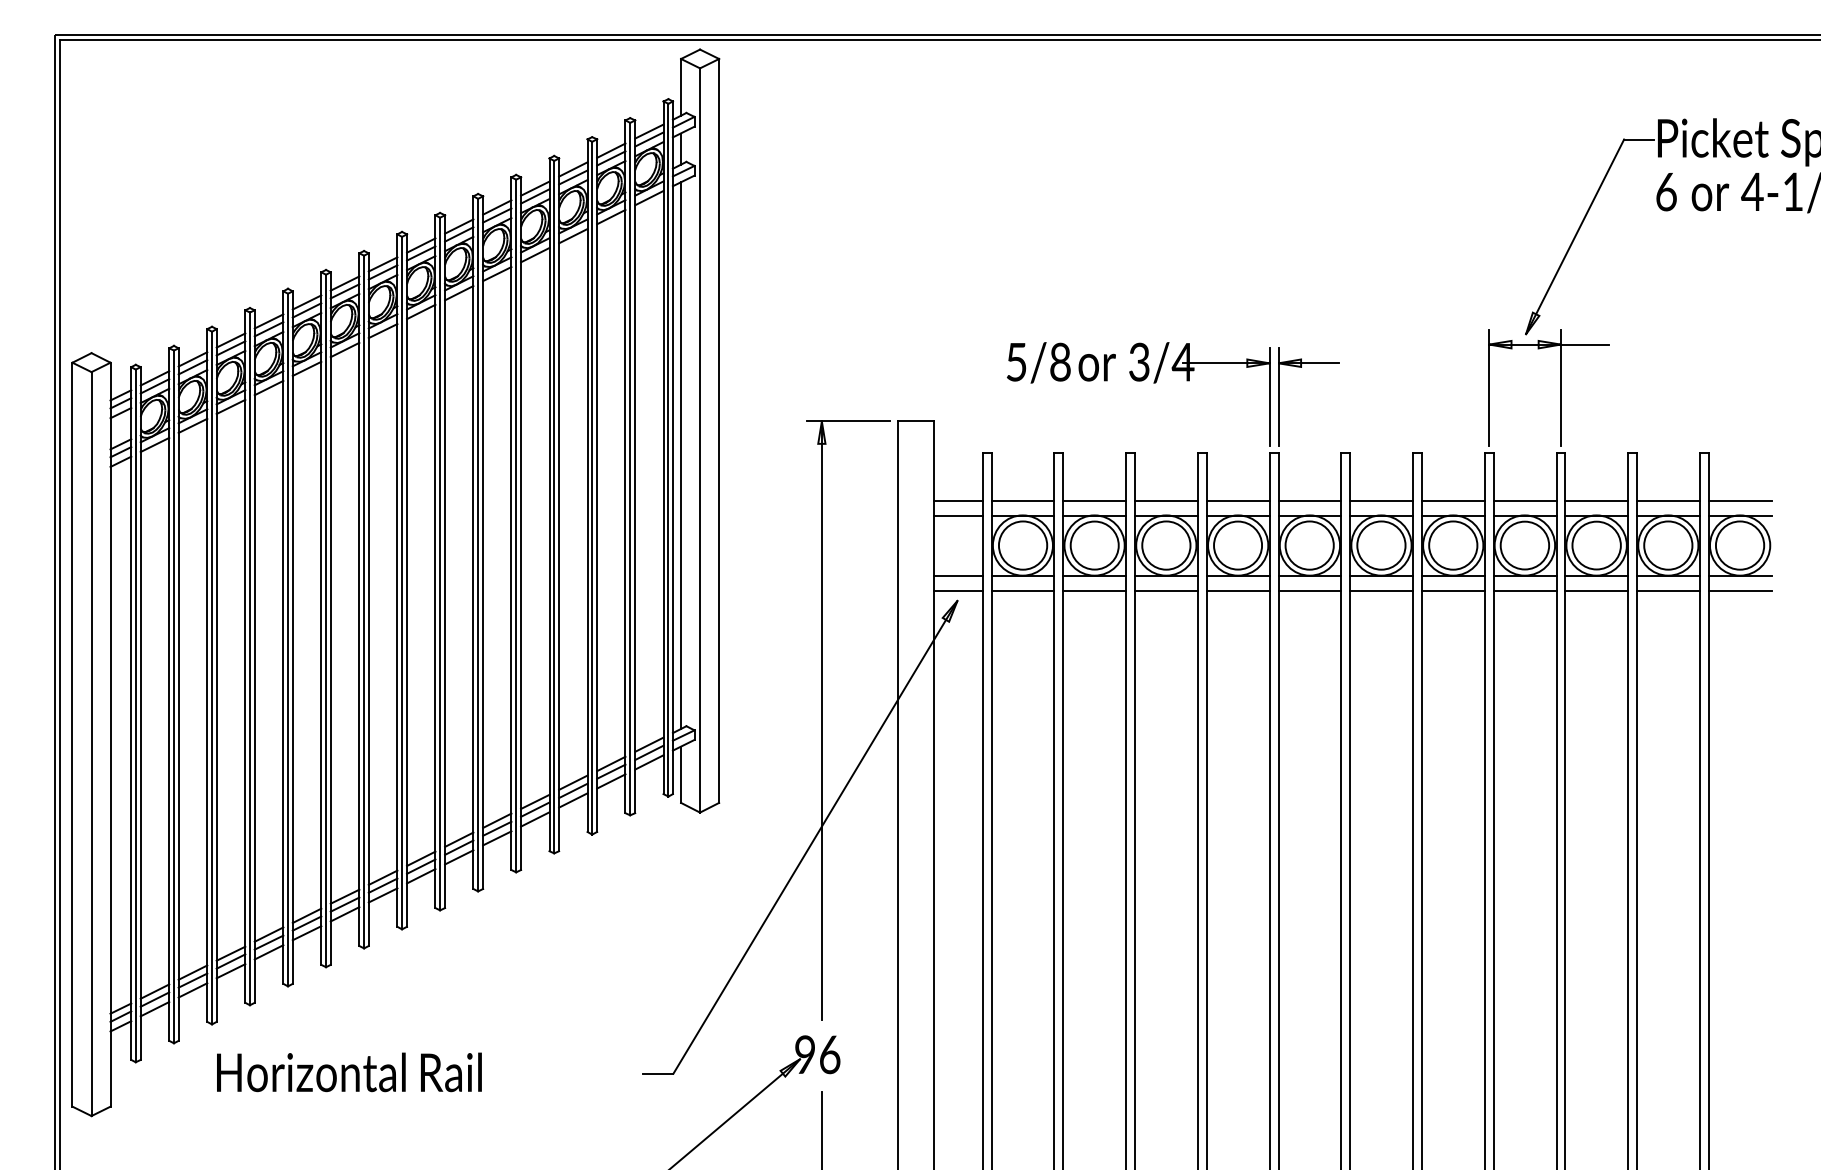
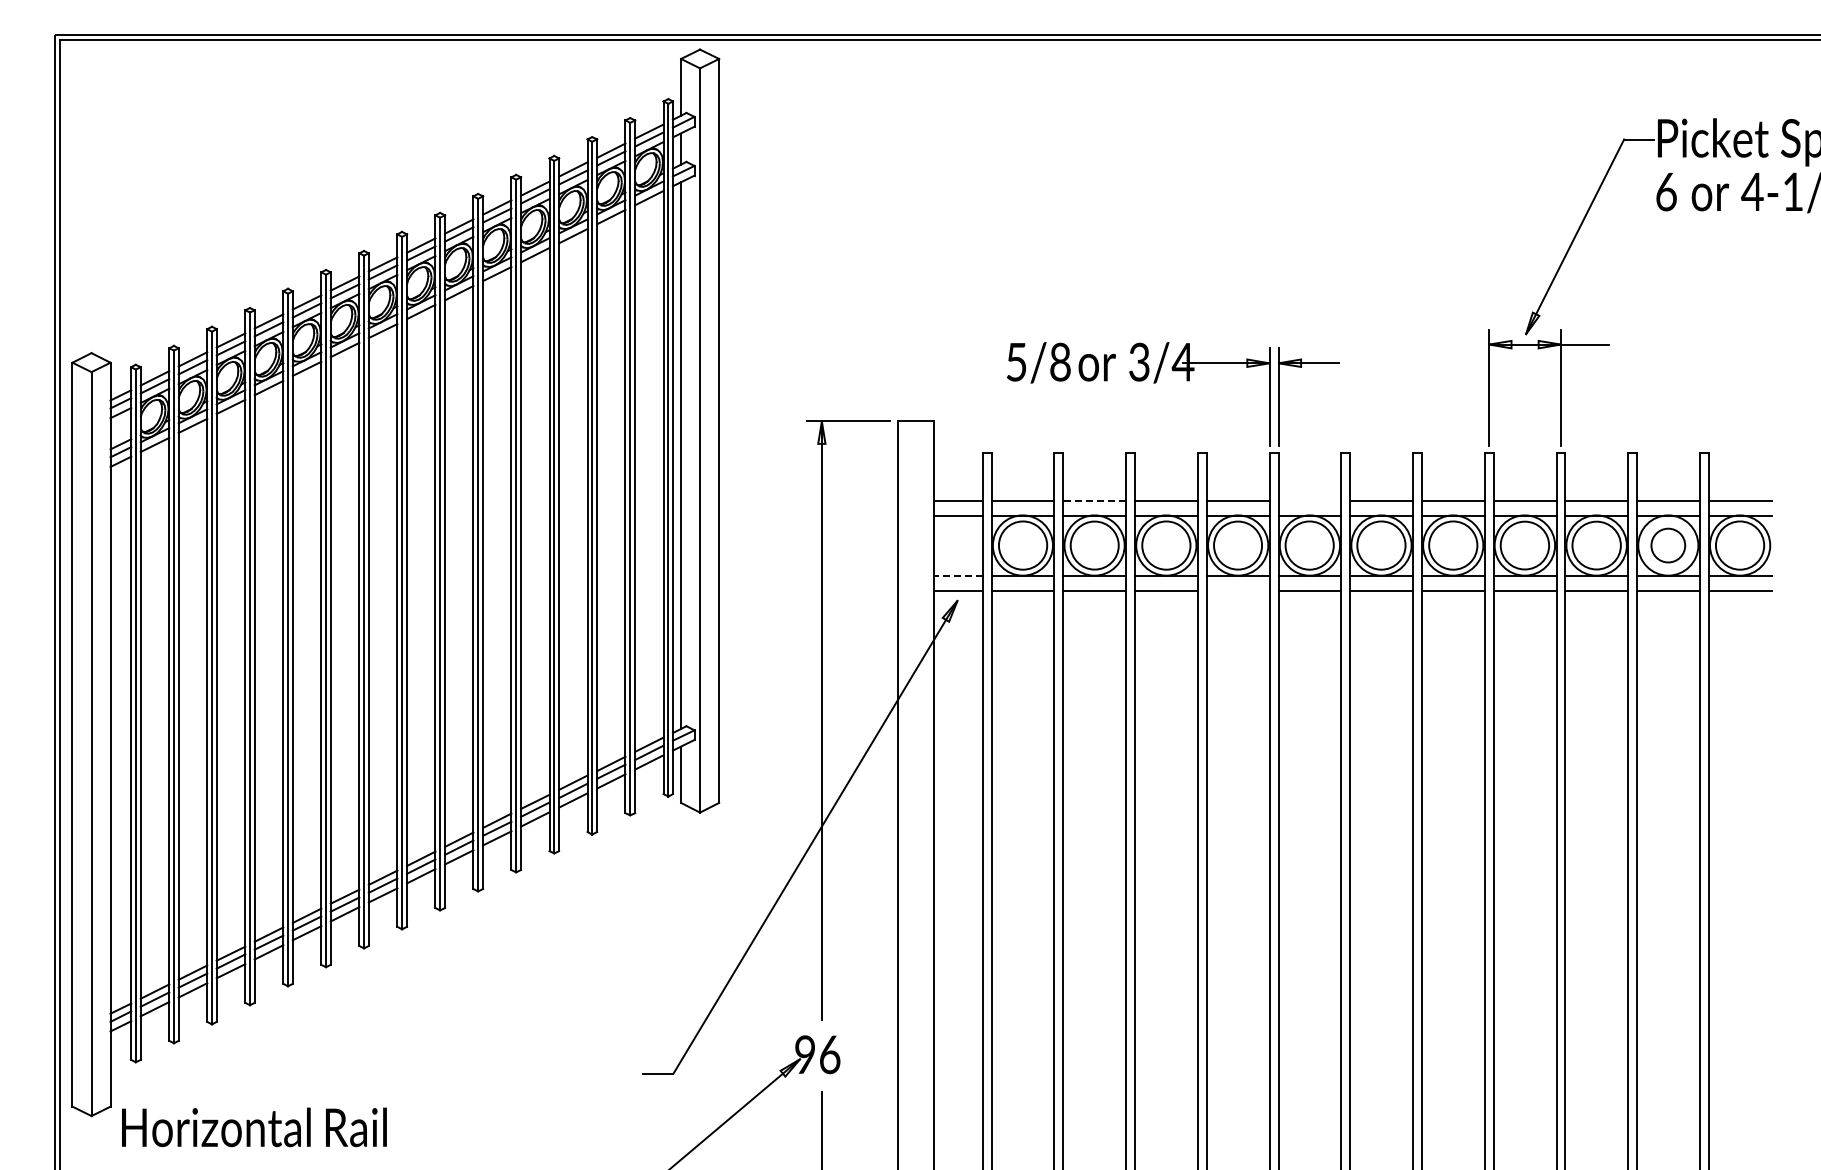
line: solid -> dashed (1094, 500)
line: present -> none (1309, 500)
circle diameter: 48 px -> 34 px (1668, 545)
line: solid -> dashed (958, 576)
line: present -> none (1237, 590)
text position: (349, 1072) -> (254, 1127) (254, 1127)
